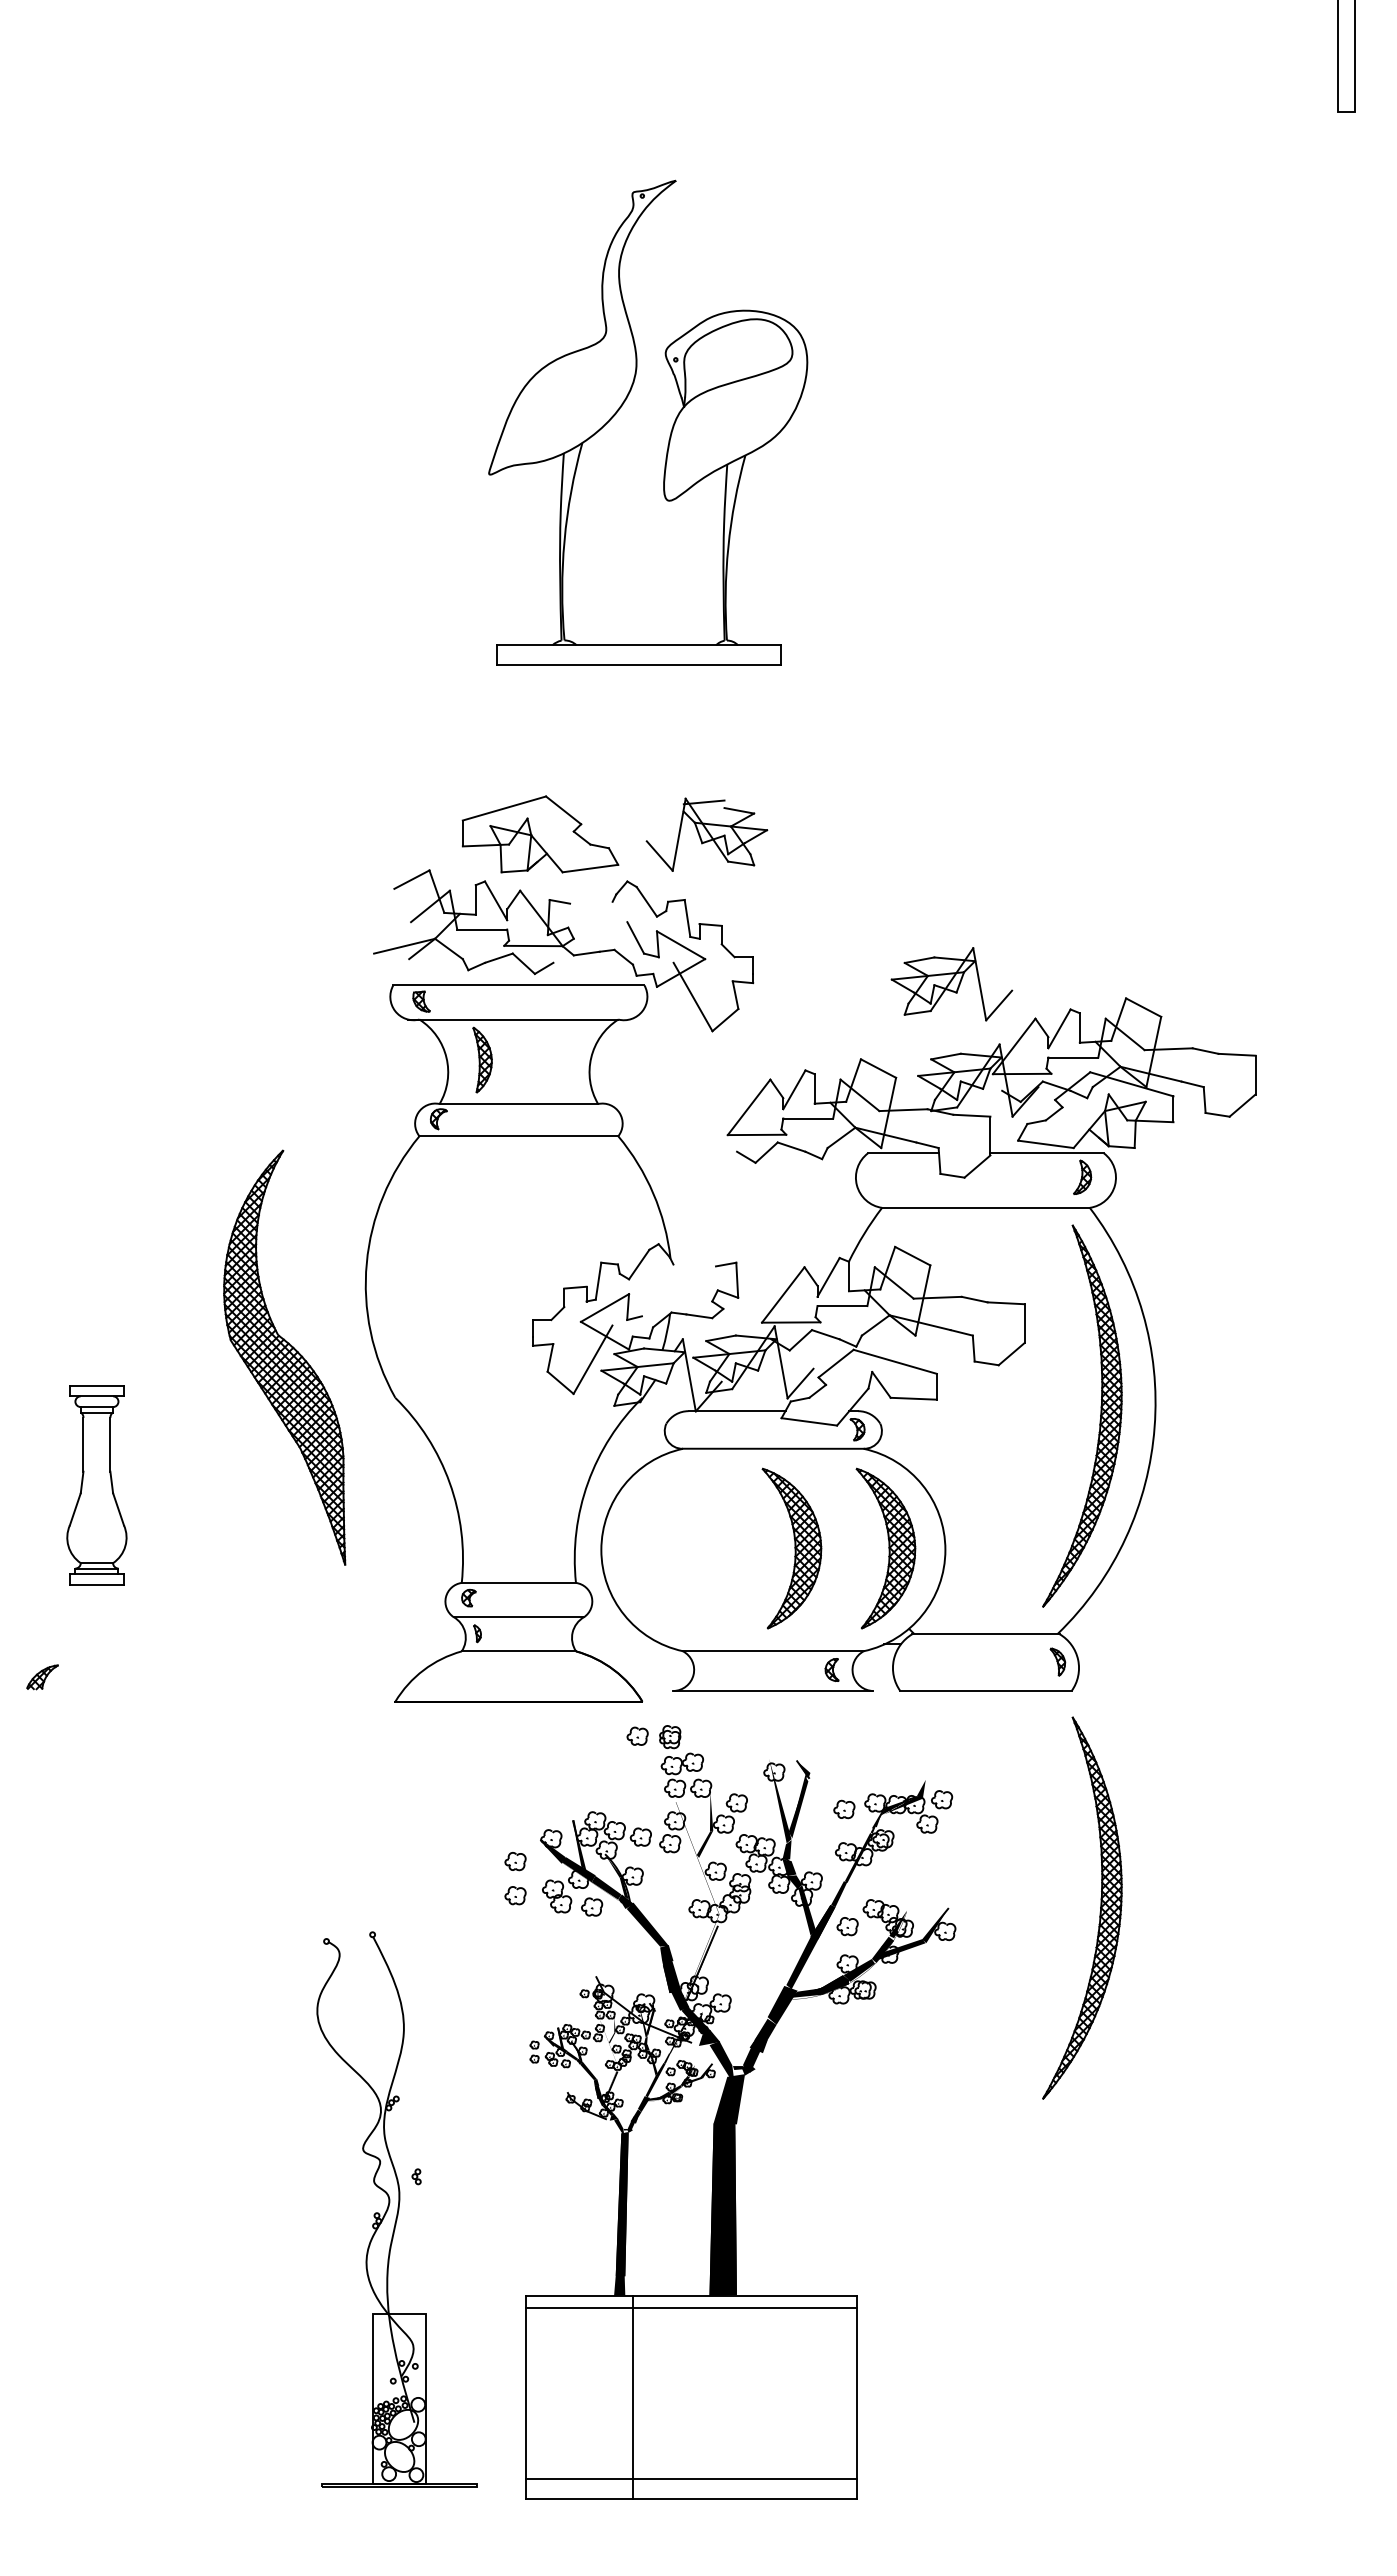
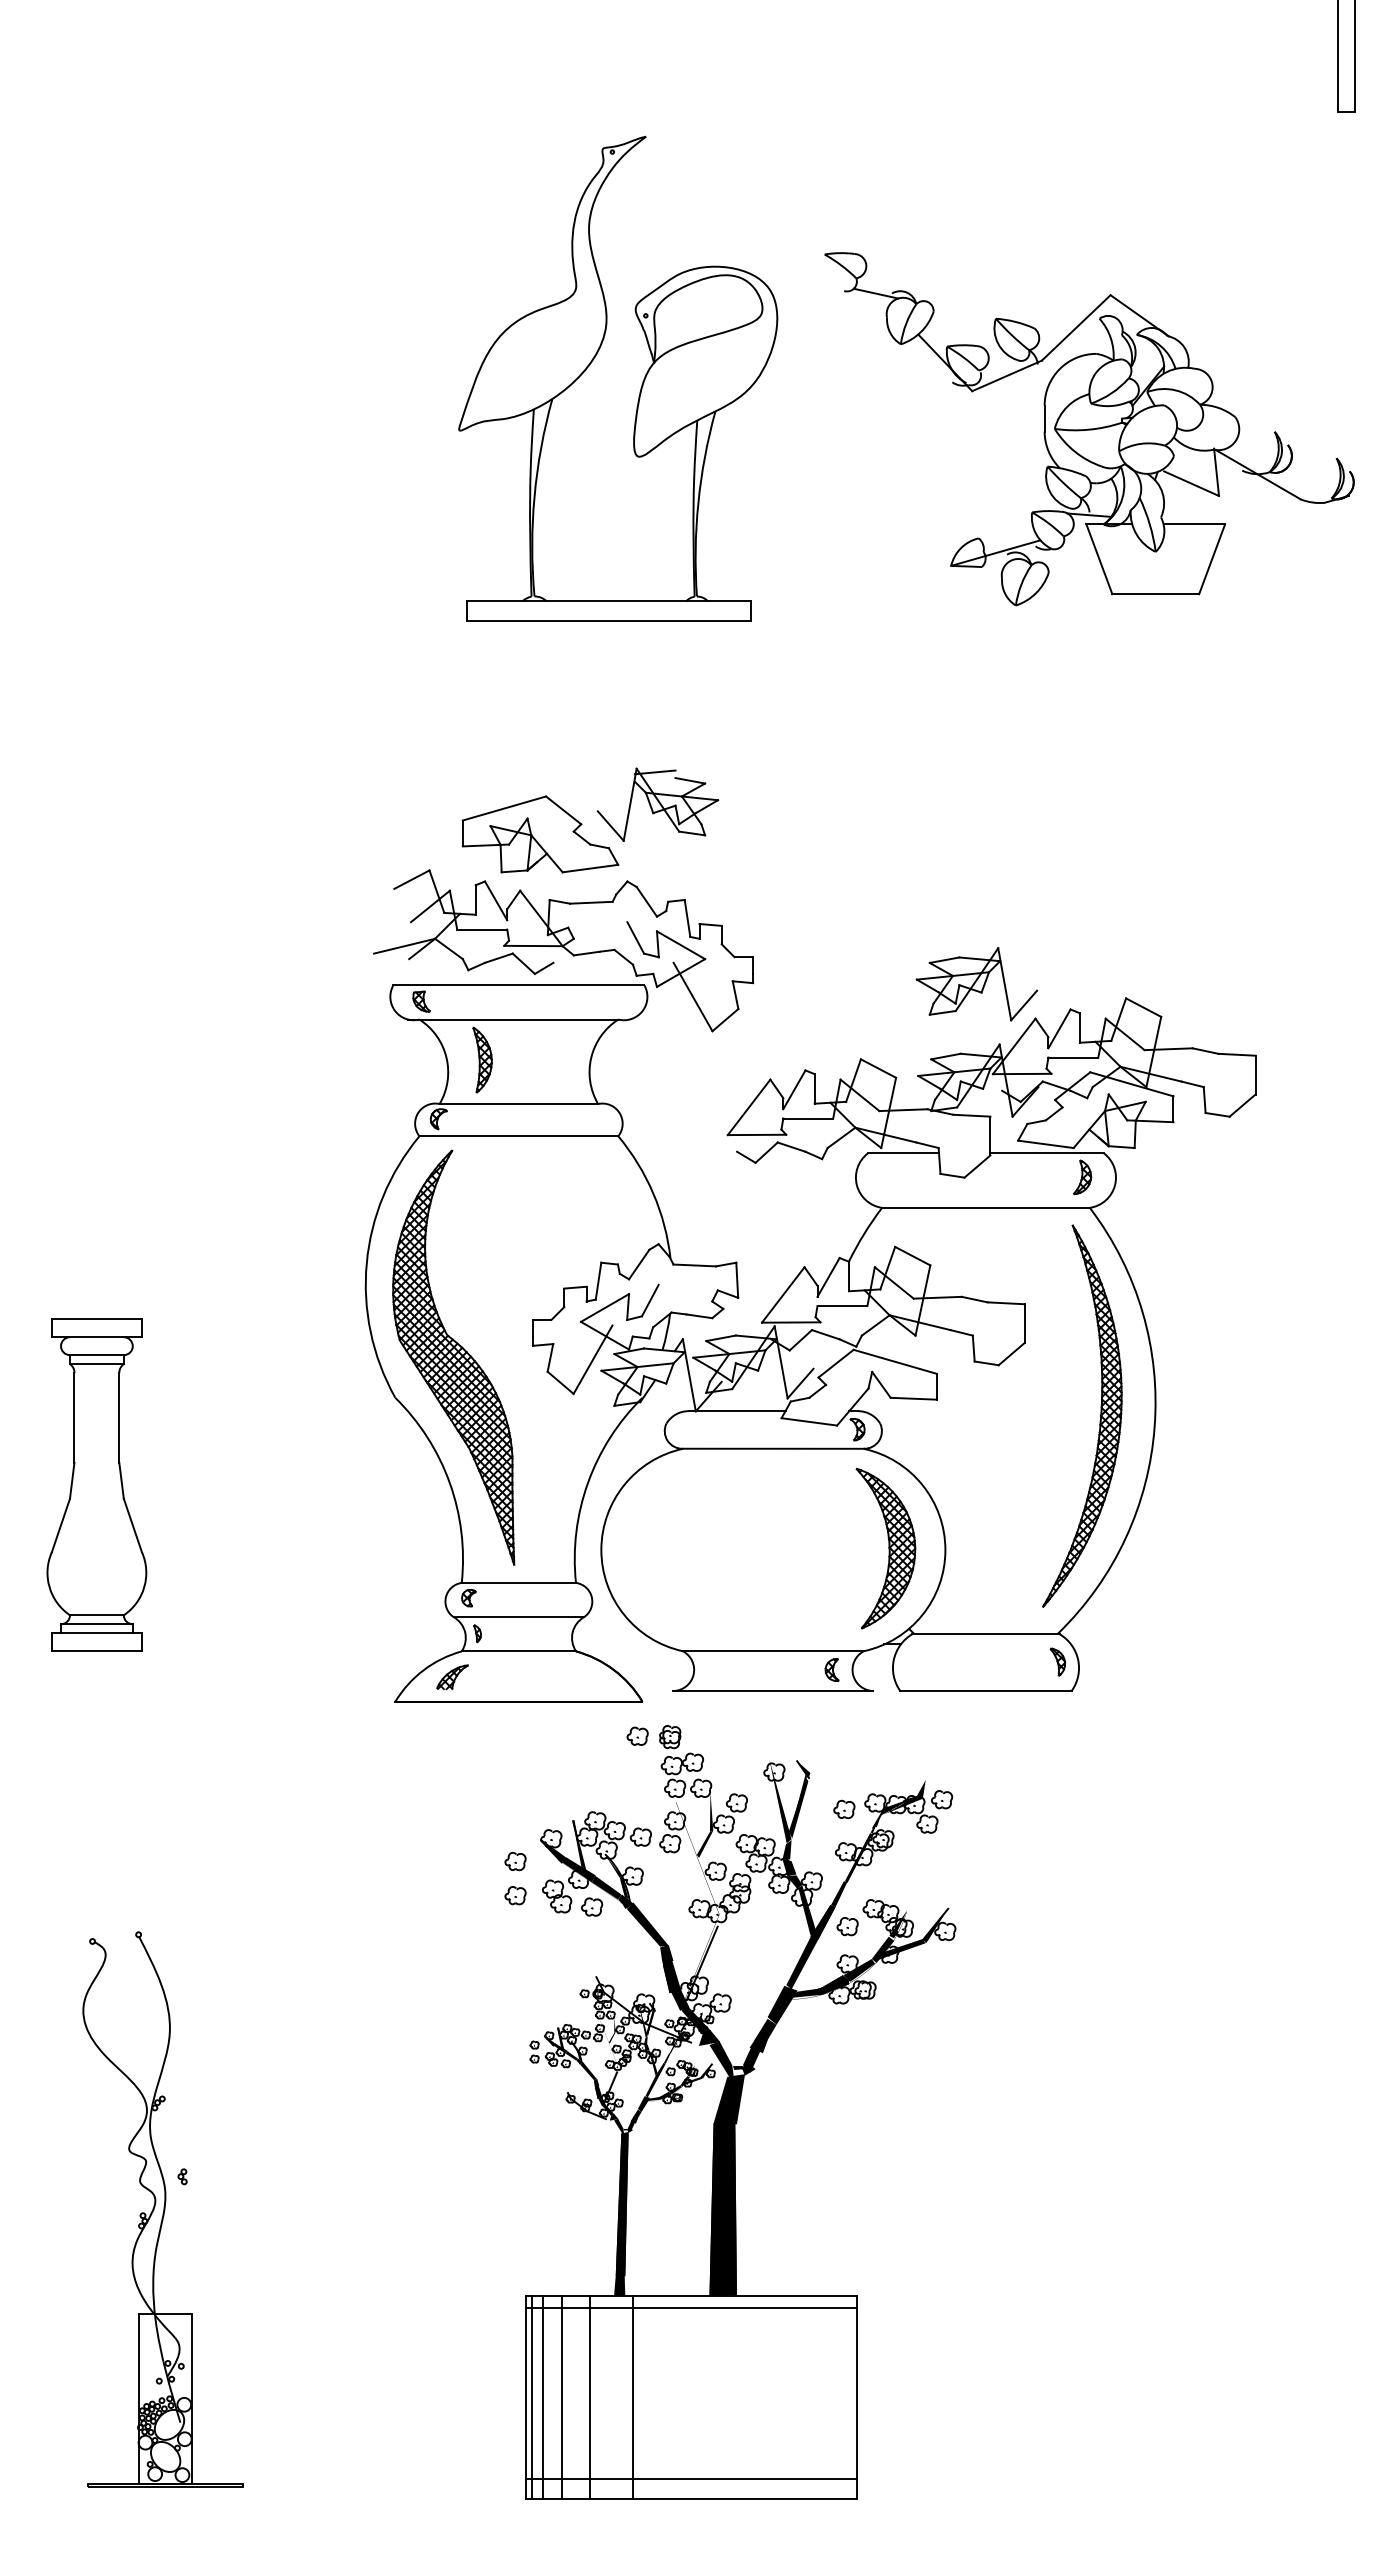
part position: (671, 428) -> (641, 384) (641, 384)
part: none -> present (1089, 429)
part position: (706, 834) -> (657, 804) (657, 804)
line: none -> present (591, 902)
part position: (951, 984) -> (976, 984) (976, 984)
line: none -> present (694, 1265)
line: none -> present (649, 1300)
part position: (284, 1357) -> (453, 1357) (453, 1357)
part size: 62x201 px -> 102x334 px (96, 1484)
part: present -> none (791, 1548)
part position: (42, 1677) -> (452, 1677) (452, 1677)
part: present -> none (1099, 1912)
part position: (396, 2209) -> (162, 2209) (162, 2209)
line: none -> present (531, 2397)
line: none -> present (542, 2397)
line: none -> present (561, 2397)
line: none -> present (590, 2397)
